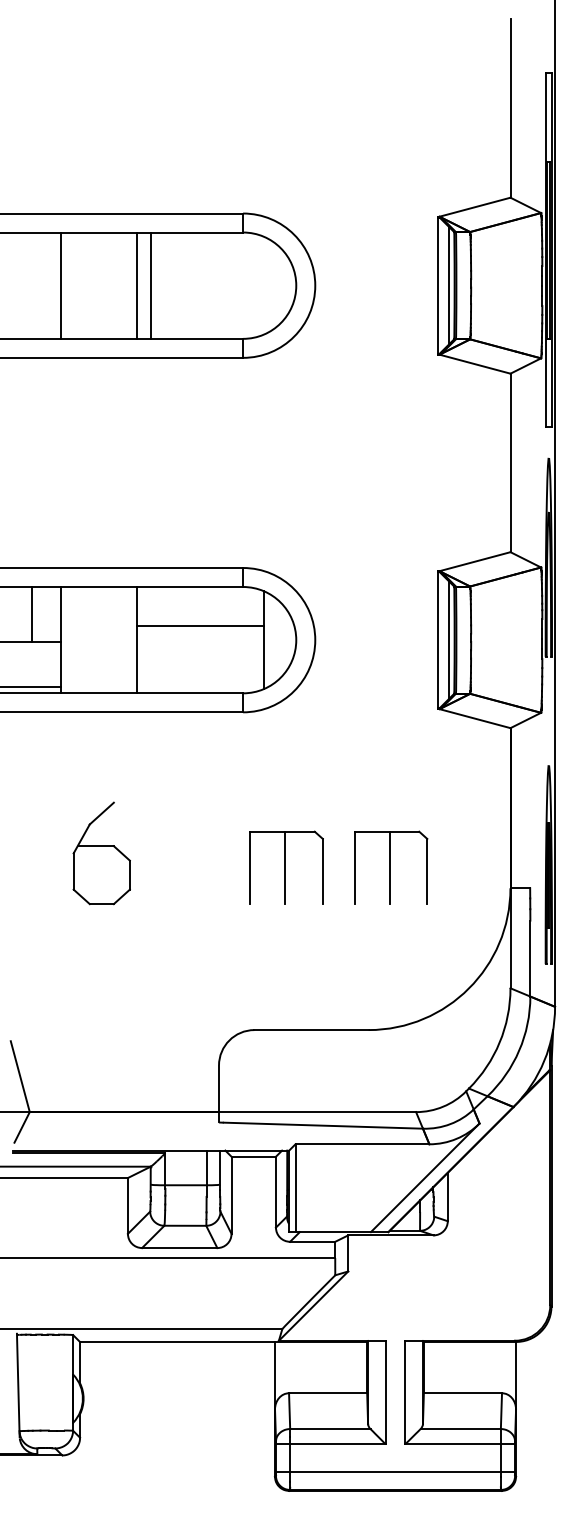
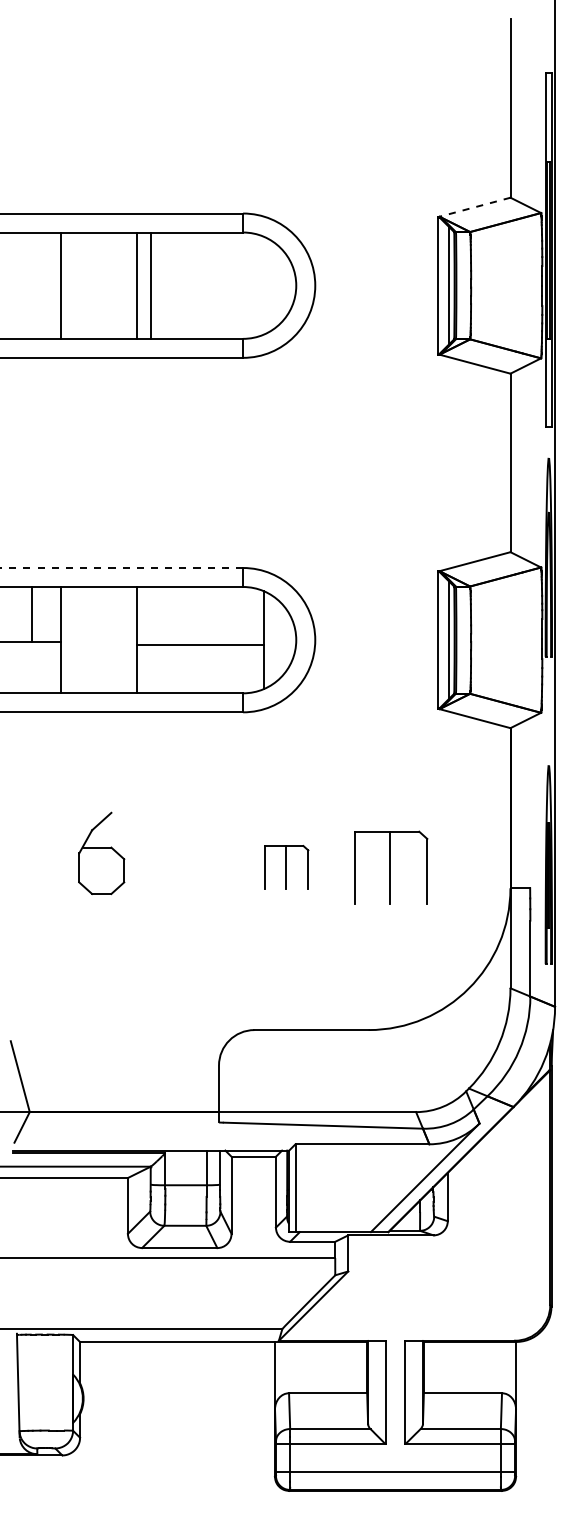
line: solid -> dashed (475, 207)
line: solid -> dashed (121, 568)
line position: (200, 625) -> (200, 644) (200, 644)
line: present -> none (31, 687)
part size: 59x105 px -> 48x84 px (101, 852)
part size: 75x75 px -> 46x45 px (286, 867)
